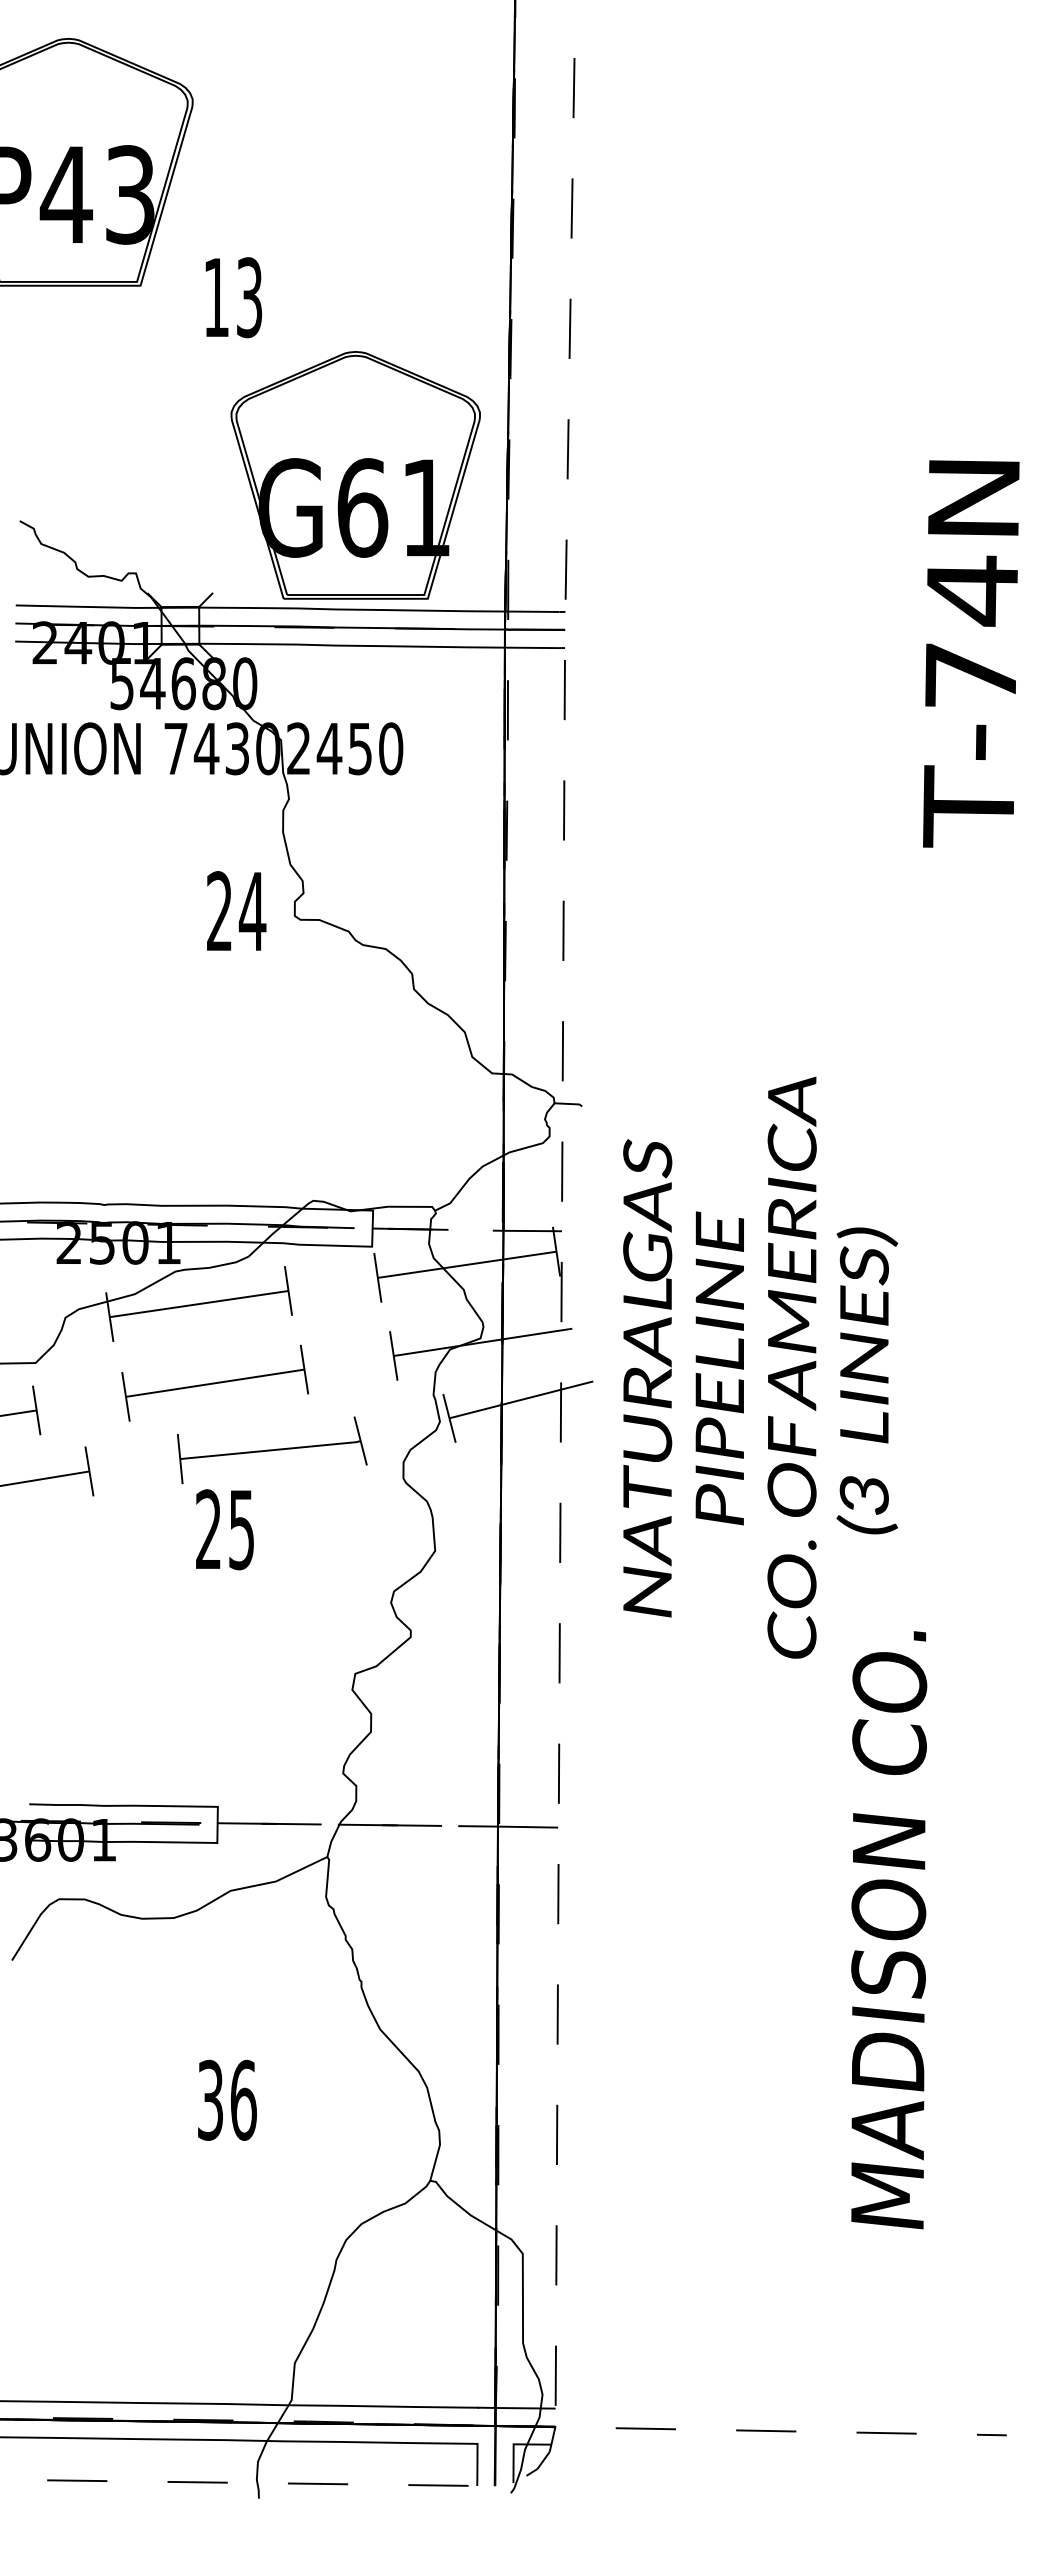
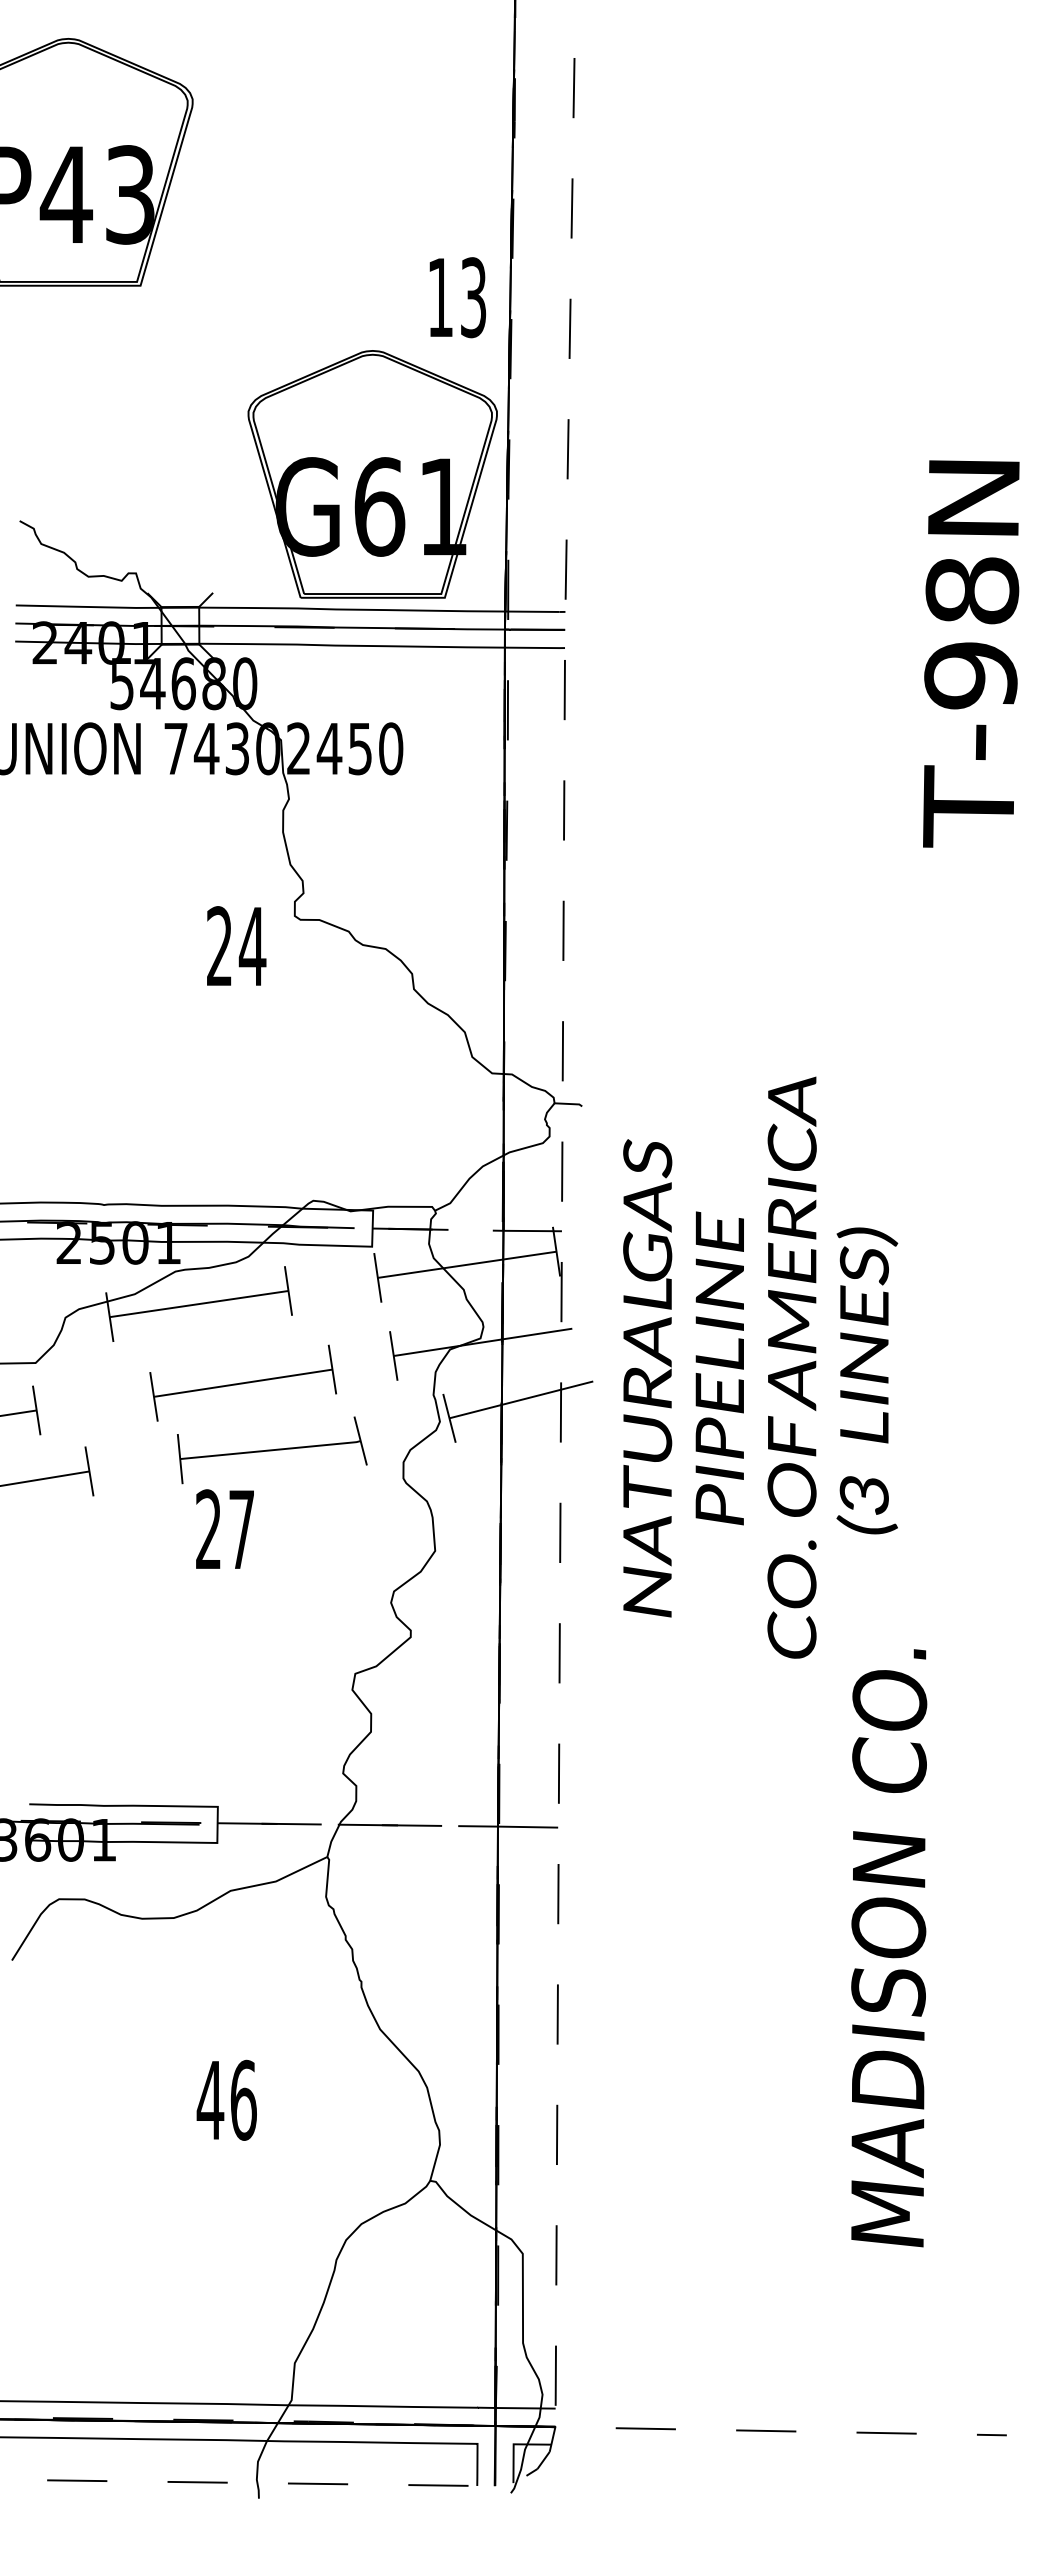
text position: (233, 297) -> (457, 297) (457, 297)
part position: (355, 475) -> (372, 474) (372, 474)
text: T-74N -> T-98N (971, 632)
text position: (236, 910) -> (236, 945) (236, 945)
part position: (214, 1382) -> (242, 1382) (242, 1382)
text: 25 -> 27 (241, 1530)
text position: (889, 1930) -> (889, 1948) (889, 1948)
text: 36 -> 46 (210, 2099)
